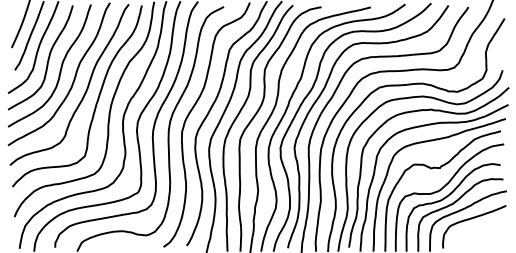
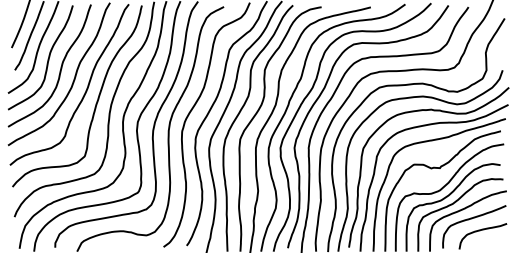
curve: none -> present (480, 231)
